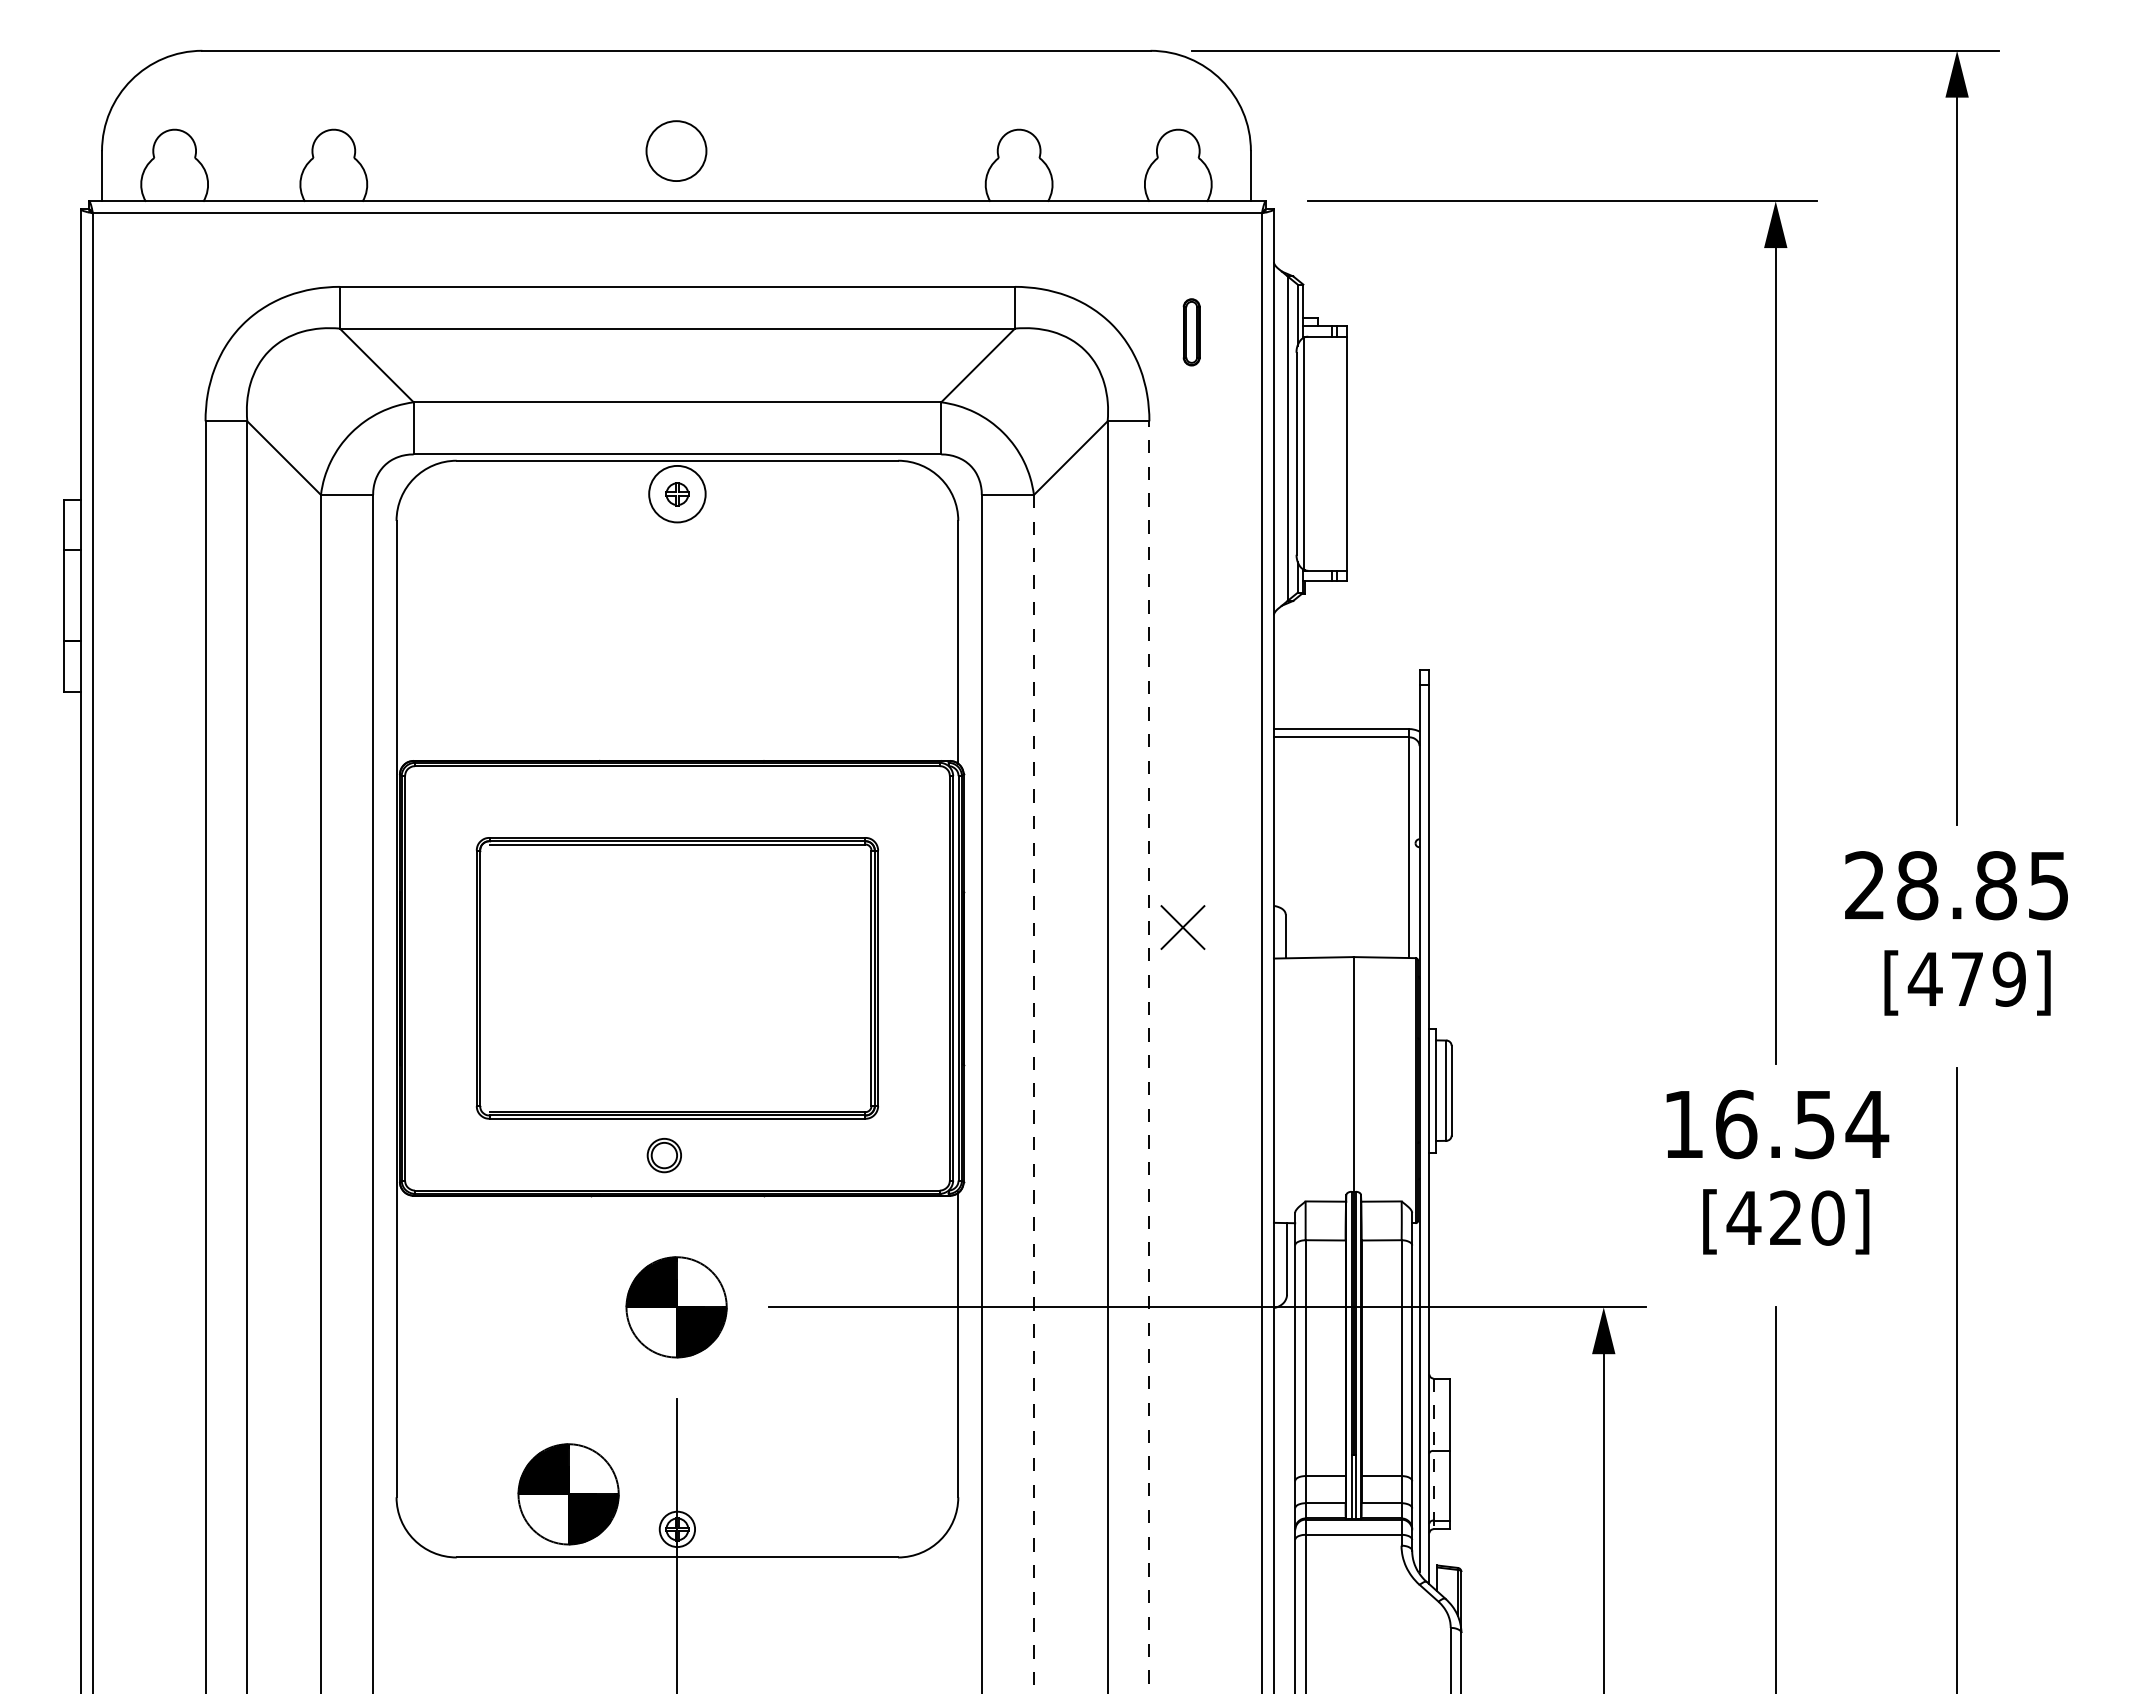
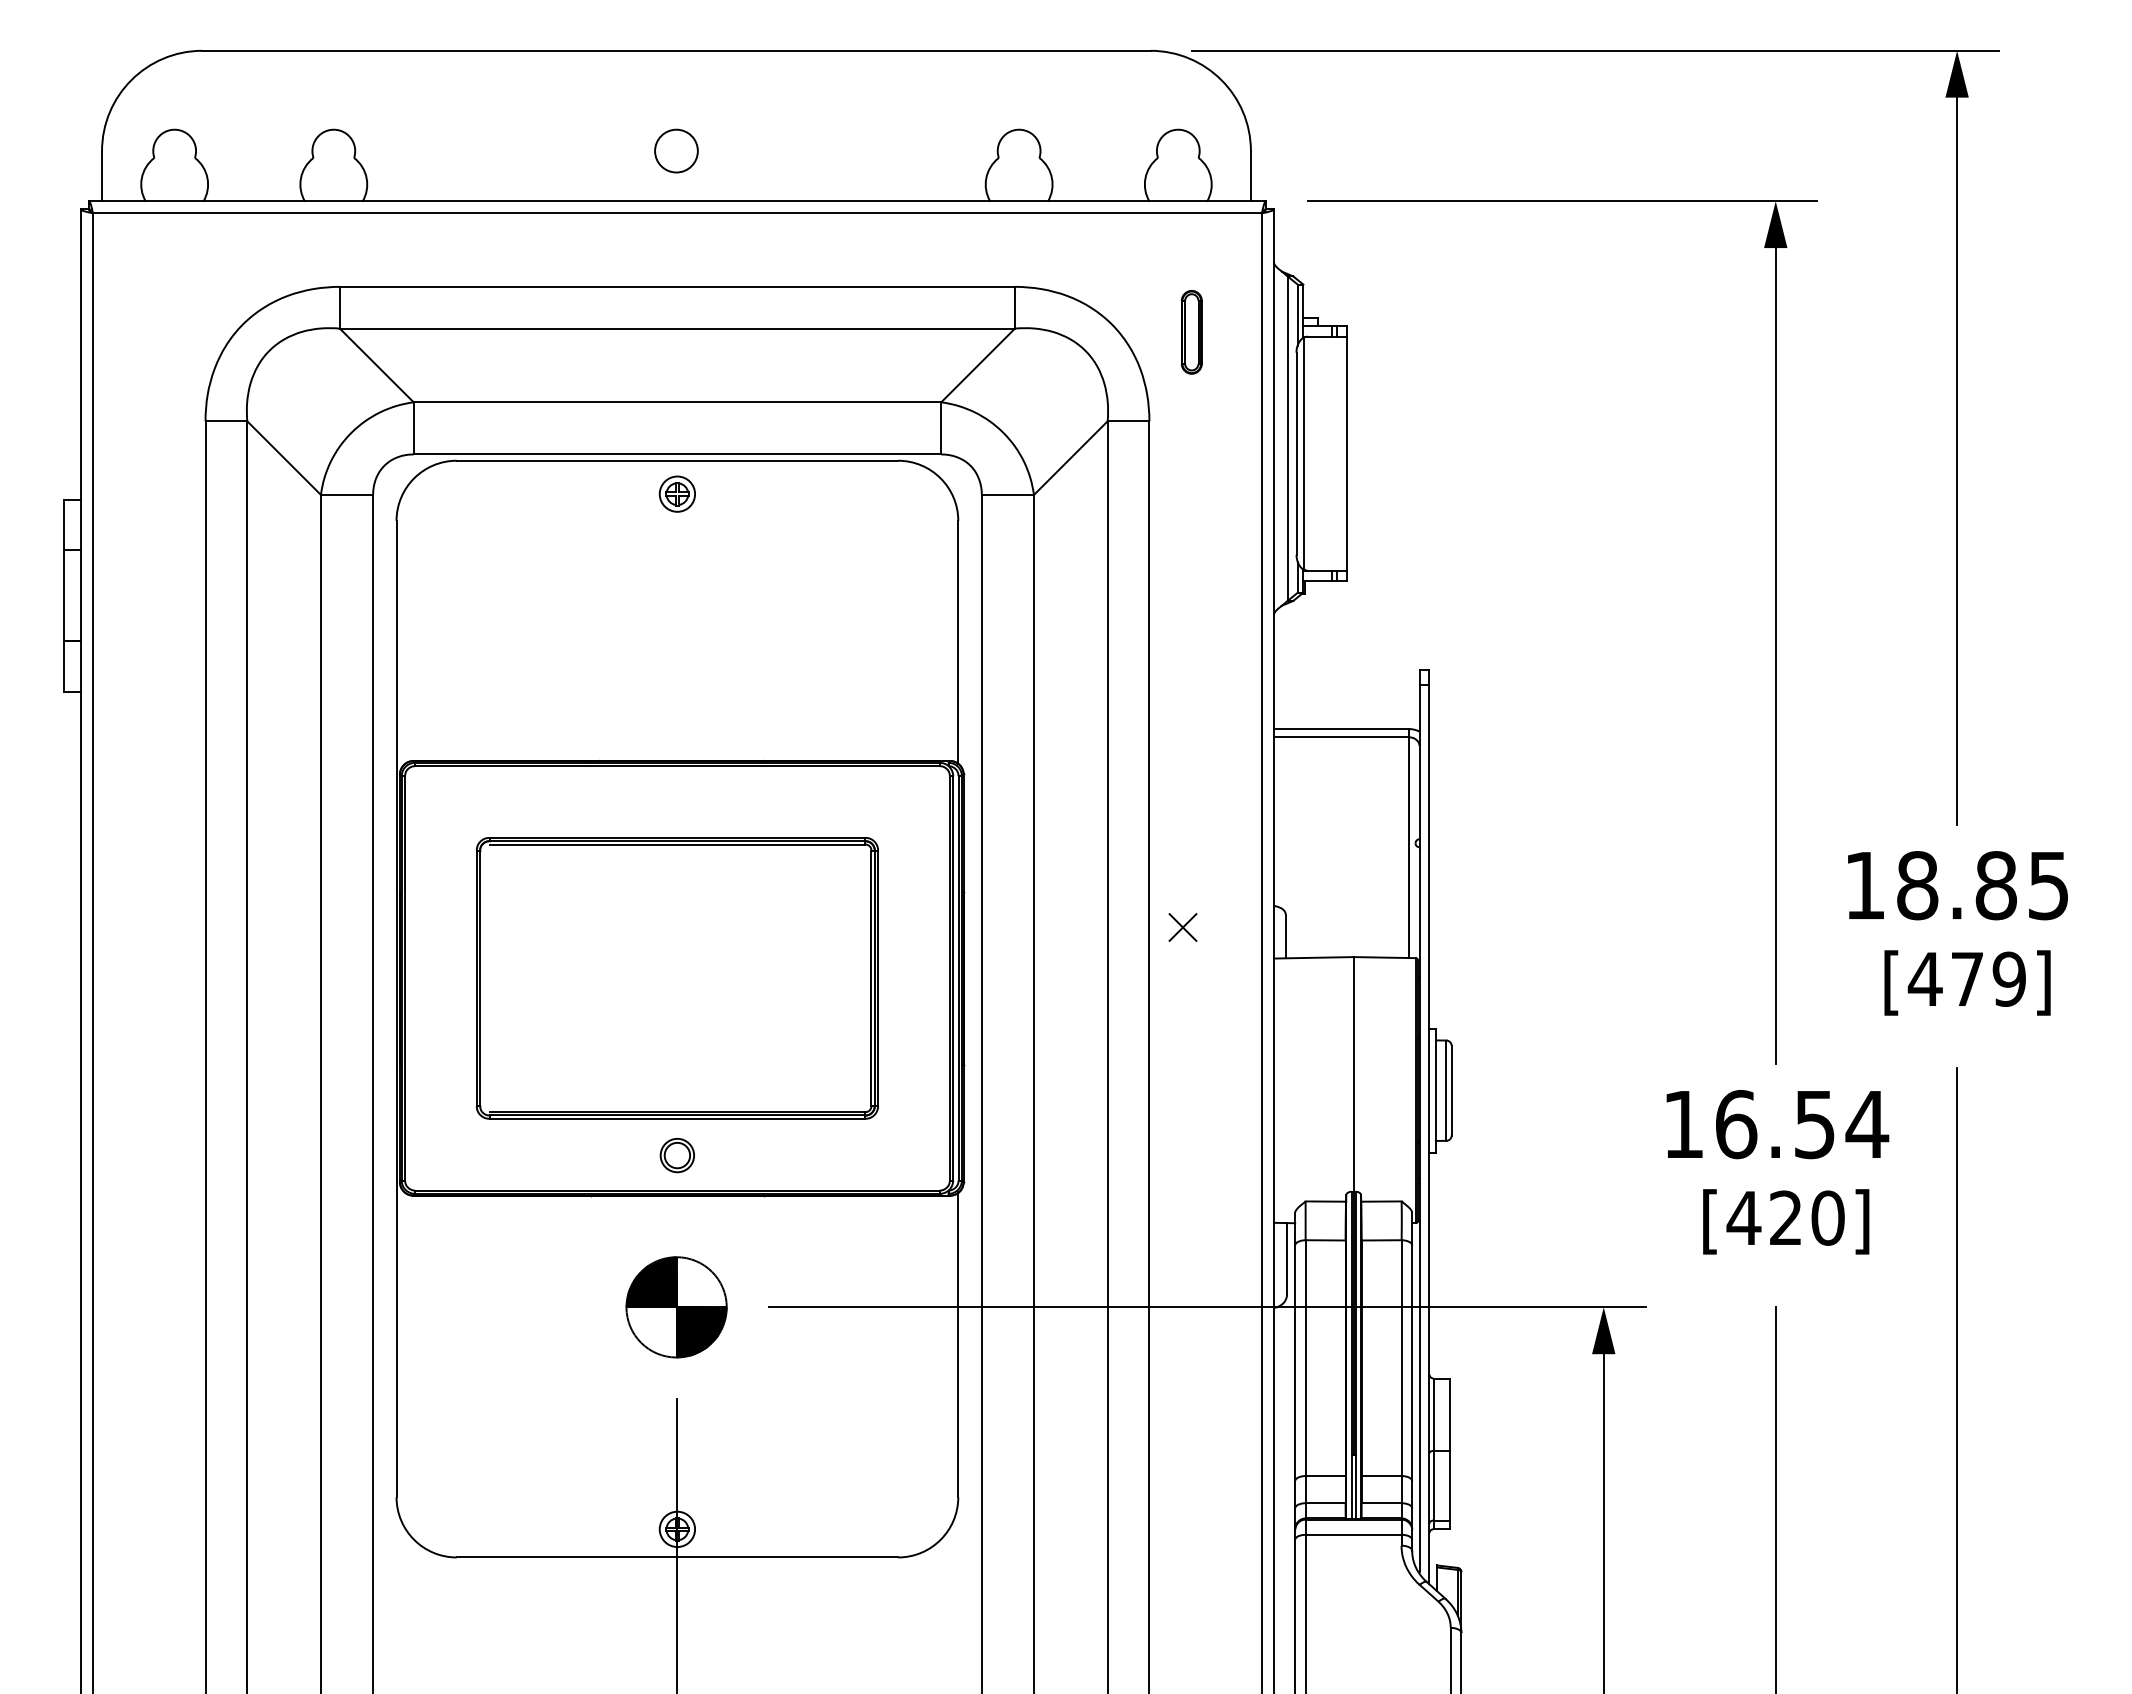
circle diameter: 60 px -> 43 px (676, 150)
part size: 19x69 px -> 23x85 px (1191, 332)
circle diameter: 56 px -> 35 px (677, 493)
text: 28.85 -> 18.85 (1864, 885)
part size: 46x45 px -> 30x29 px (1182, 927)
line: dashed -> solid (1149, 1057)
line: dashed -> solid (1033, 1094)
part position: (663, 1155) -> (676, 1155) (676, 1155)
line: dashed -> solid (1433, 1454)
part: present -> none (568, 1494)
